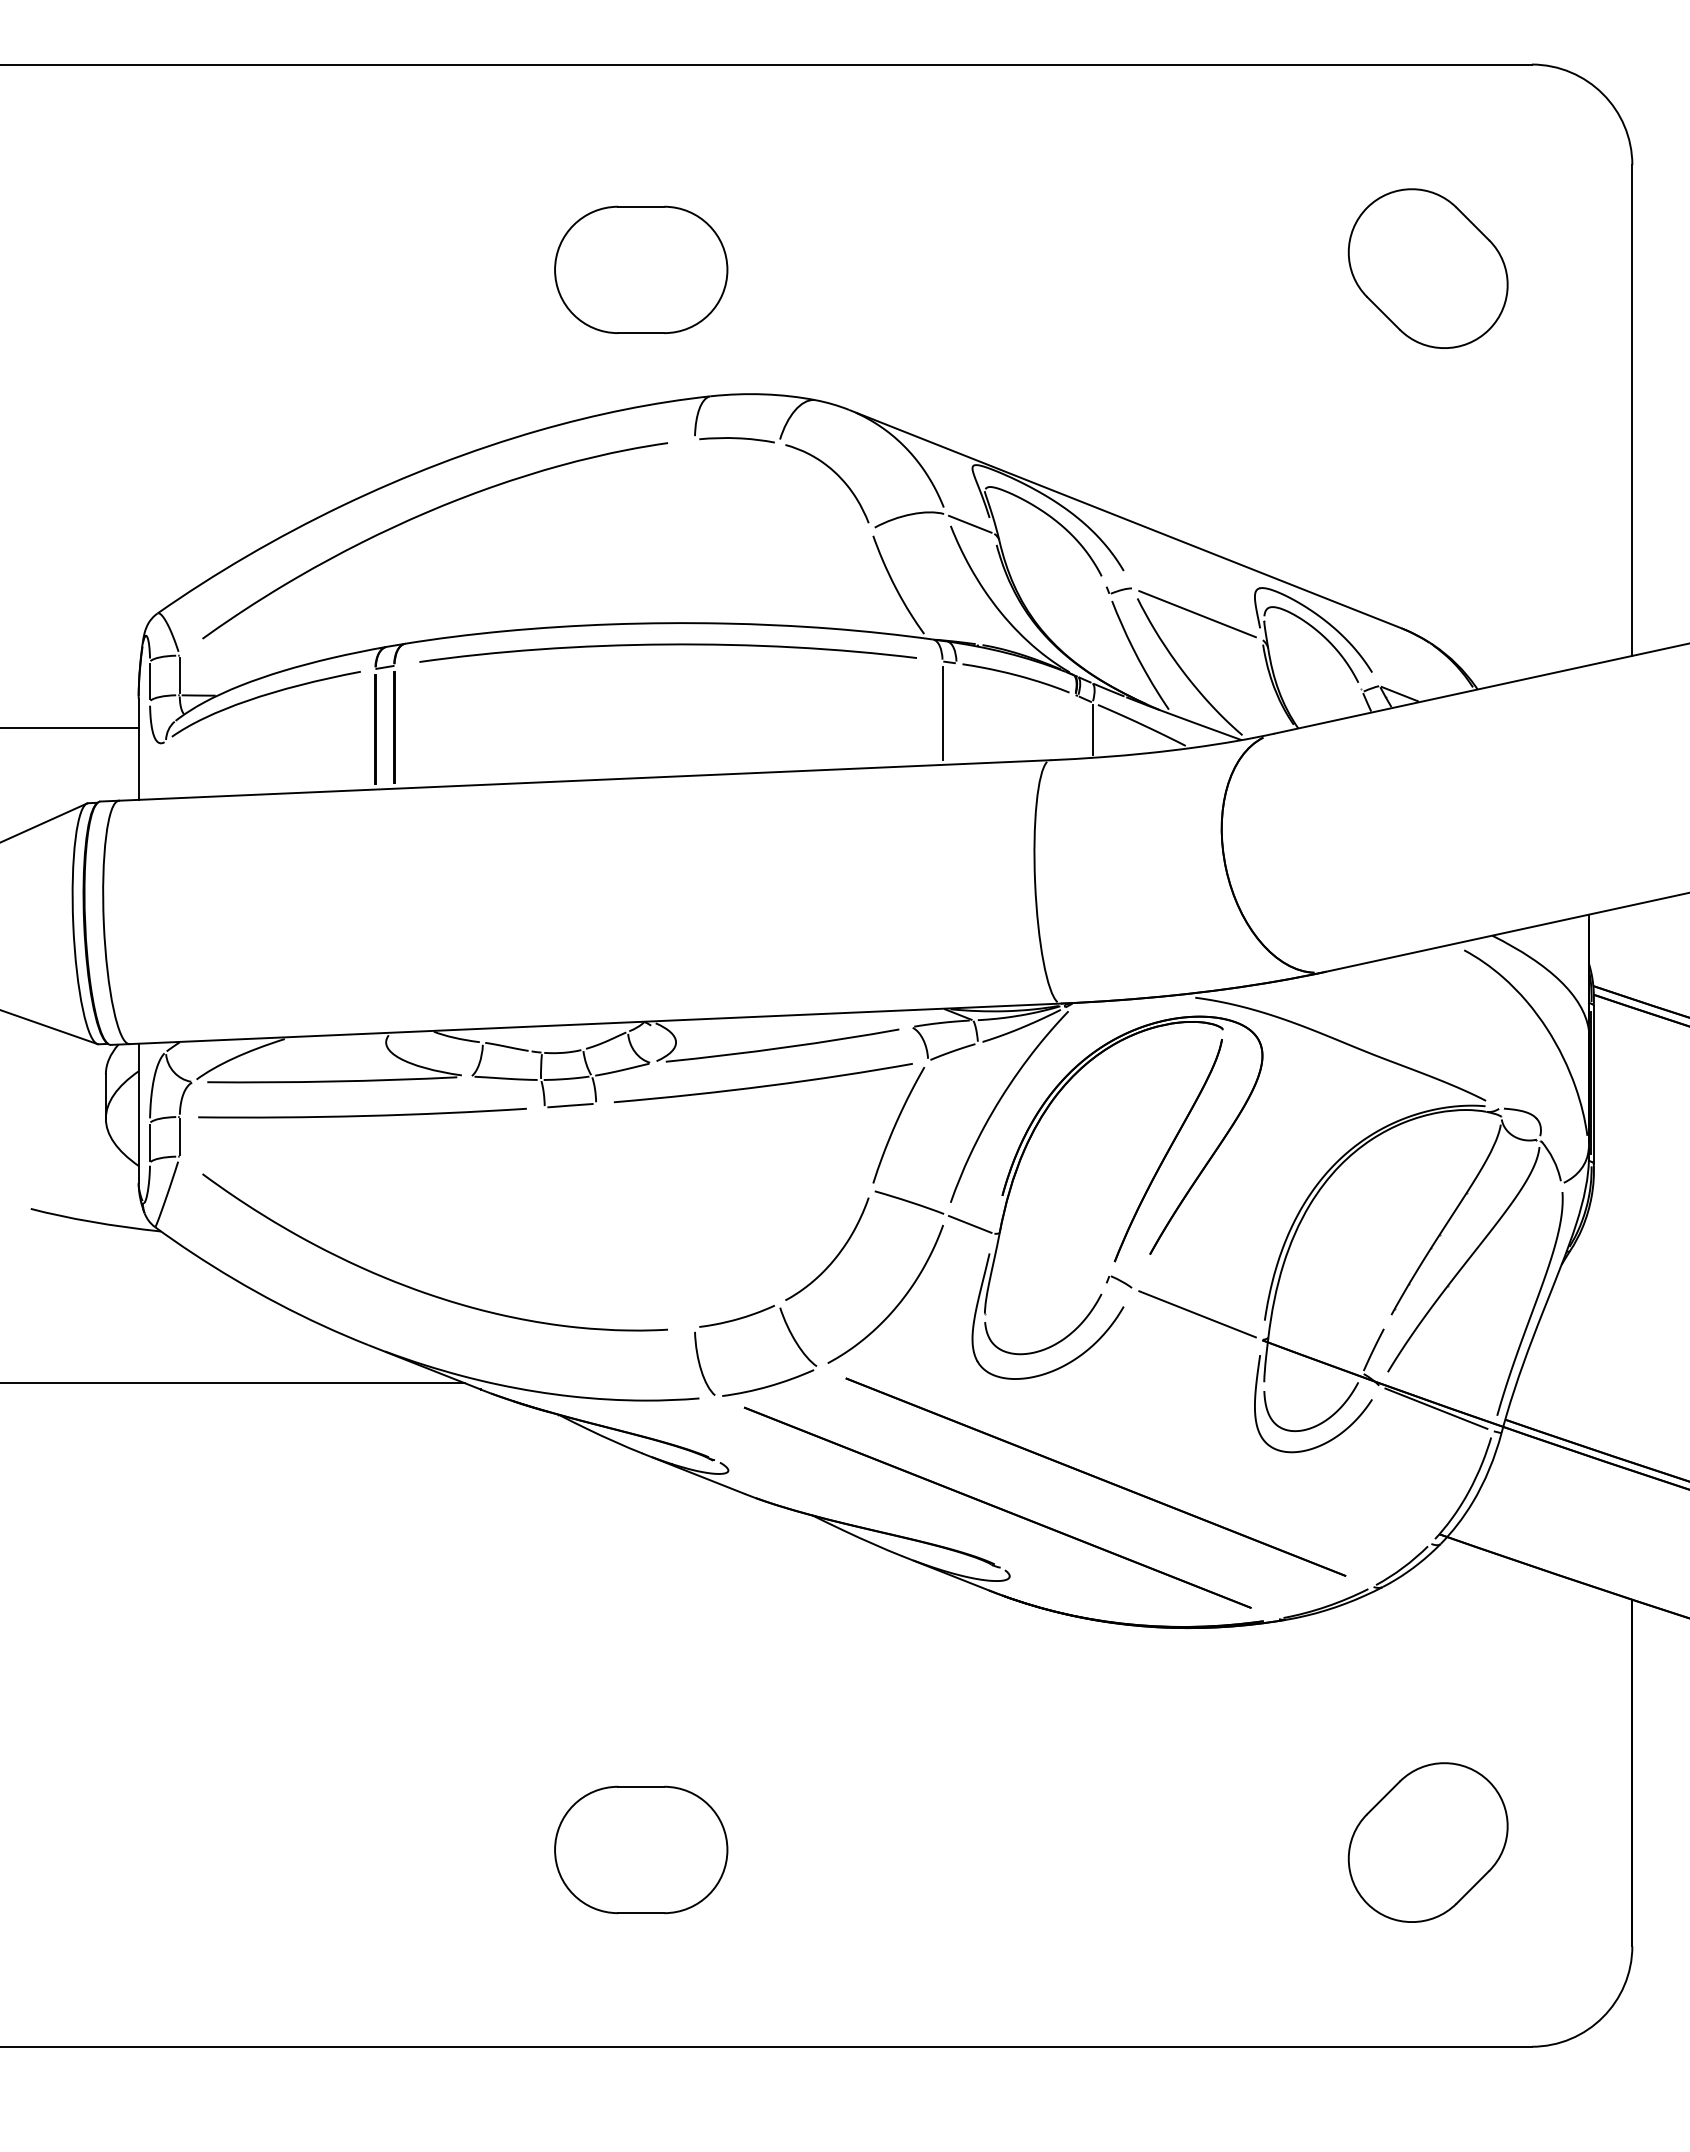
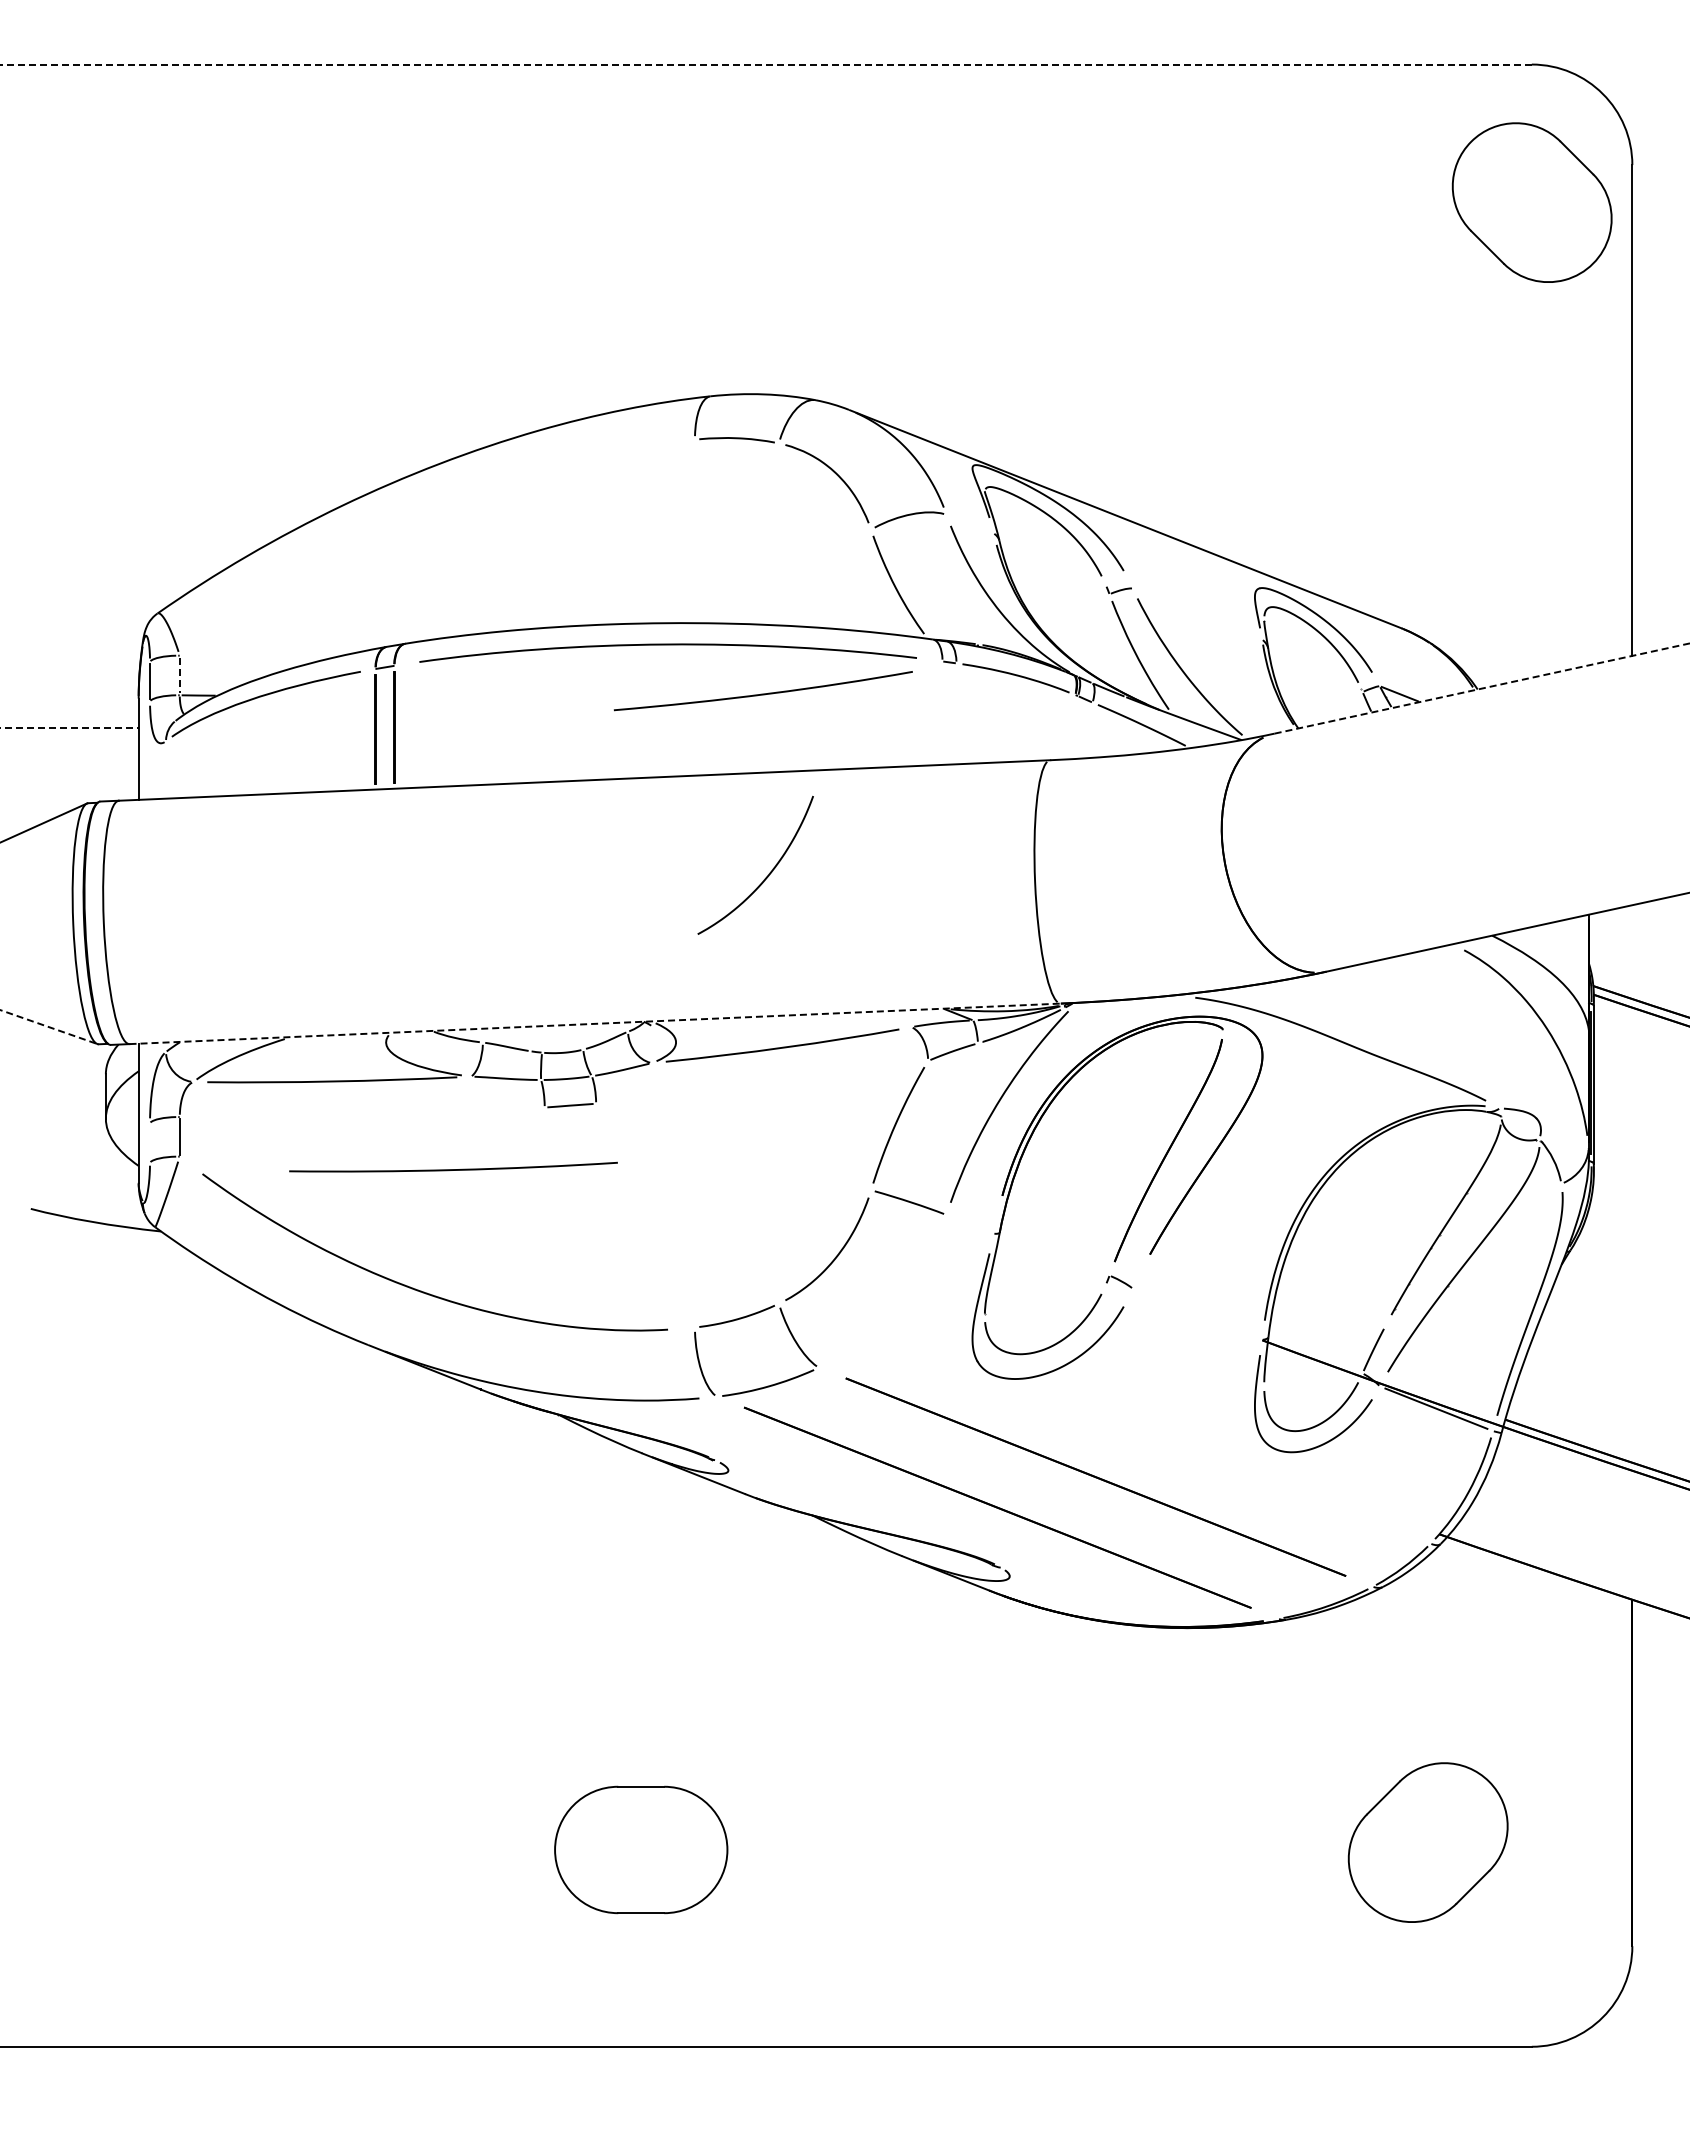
line: solid -> dashed (766, 64)
part position: (1427, 268) -> (1531, 202) (1531, 202)
part: present -> none (641, 269)
curve: present -> none (427, 513)
line: present -> none (969, 523)
line: present -> none (1197, 614)
line: solid -> dashed (179, 675)
line: solid -> dashed (1482, 688)
line: present -> none (942, 712)
line: solid -> dashed (69, 728)
line: present -> none (1092, 730)
line: solid -> dashed (595, 1023)
line: solid -> dashed (49, 1027)
curve position: (762, 1085) -> (762, 693) (762, 693)
curve position: (362, 1115) -> (453, 1169) (453, 1169)
line: present -> none (150, 1142)
line: present -> none (969, 1224)
curve position: (899, 1301) -> (769, 872) (769, 872)
line: present -> none (1197, 1314)
line: present -> none (233, 1383)
